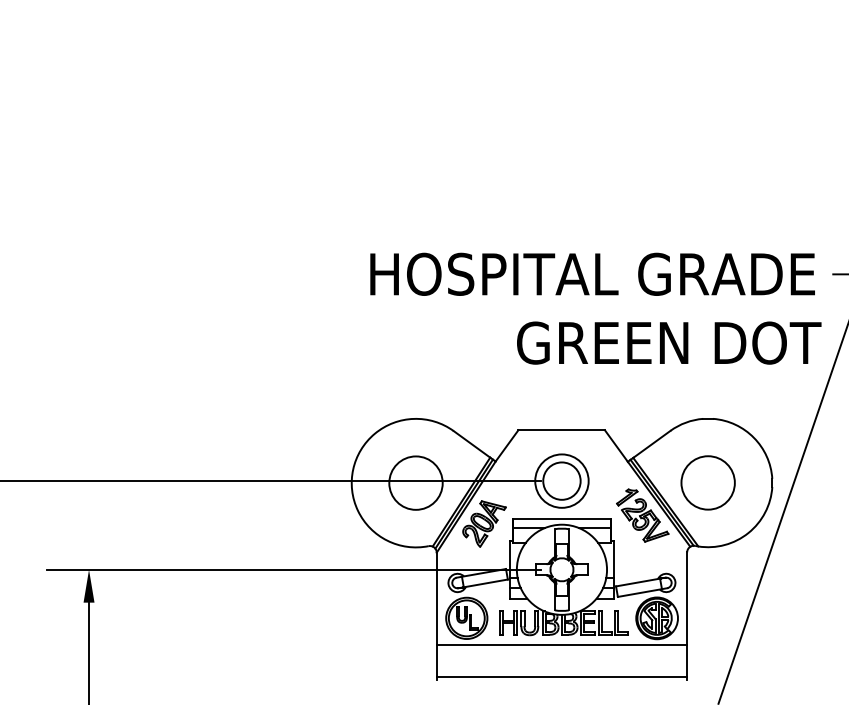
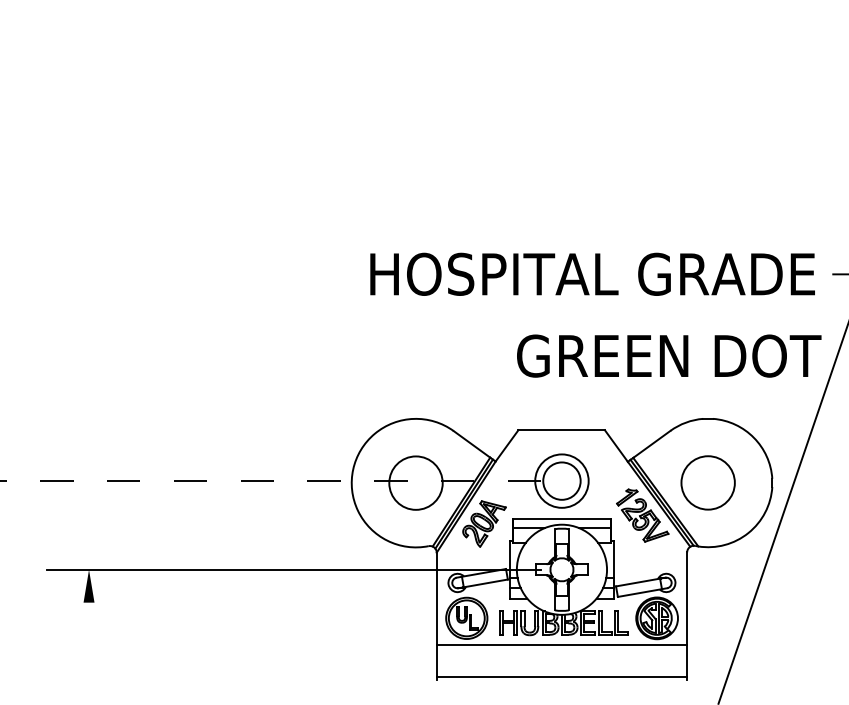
text position: (669, 342) -> (669, 355) (669, 355)
line: solid -> dashed (270, 481)
line: present -> none (89, 651)
